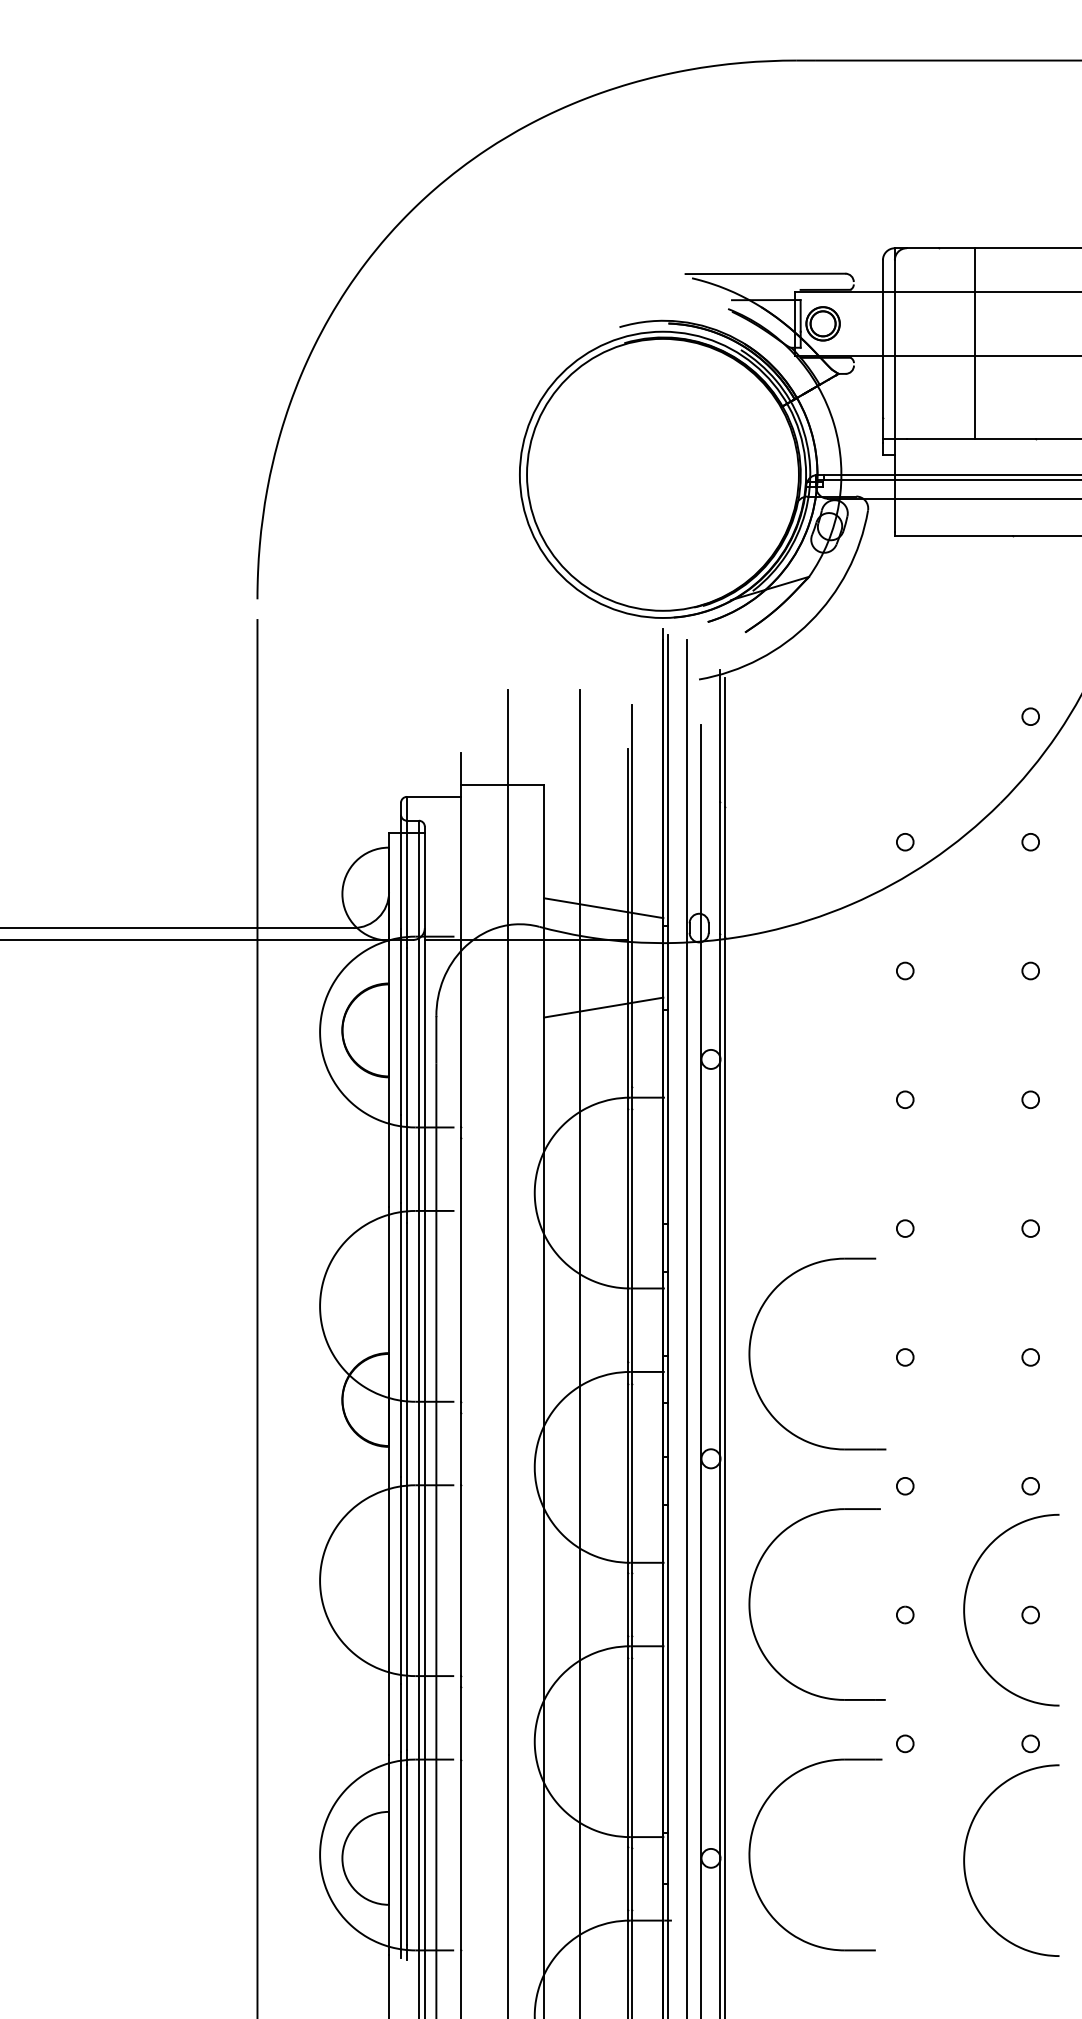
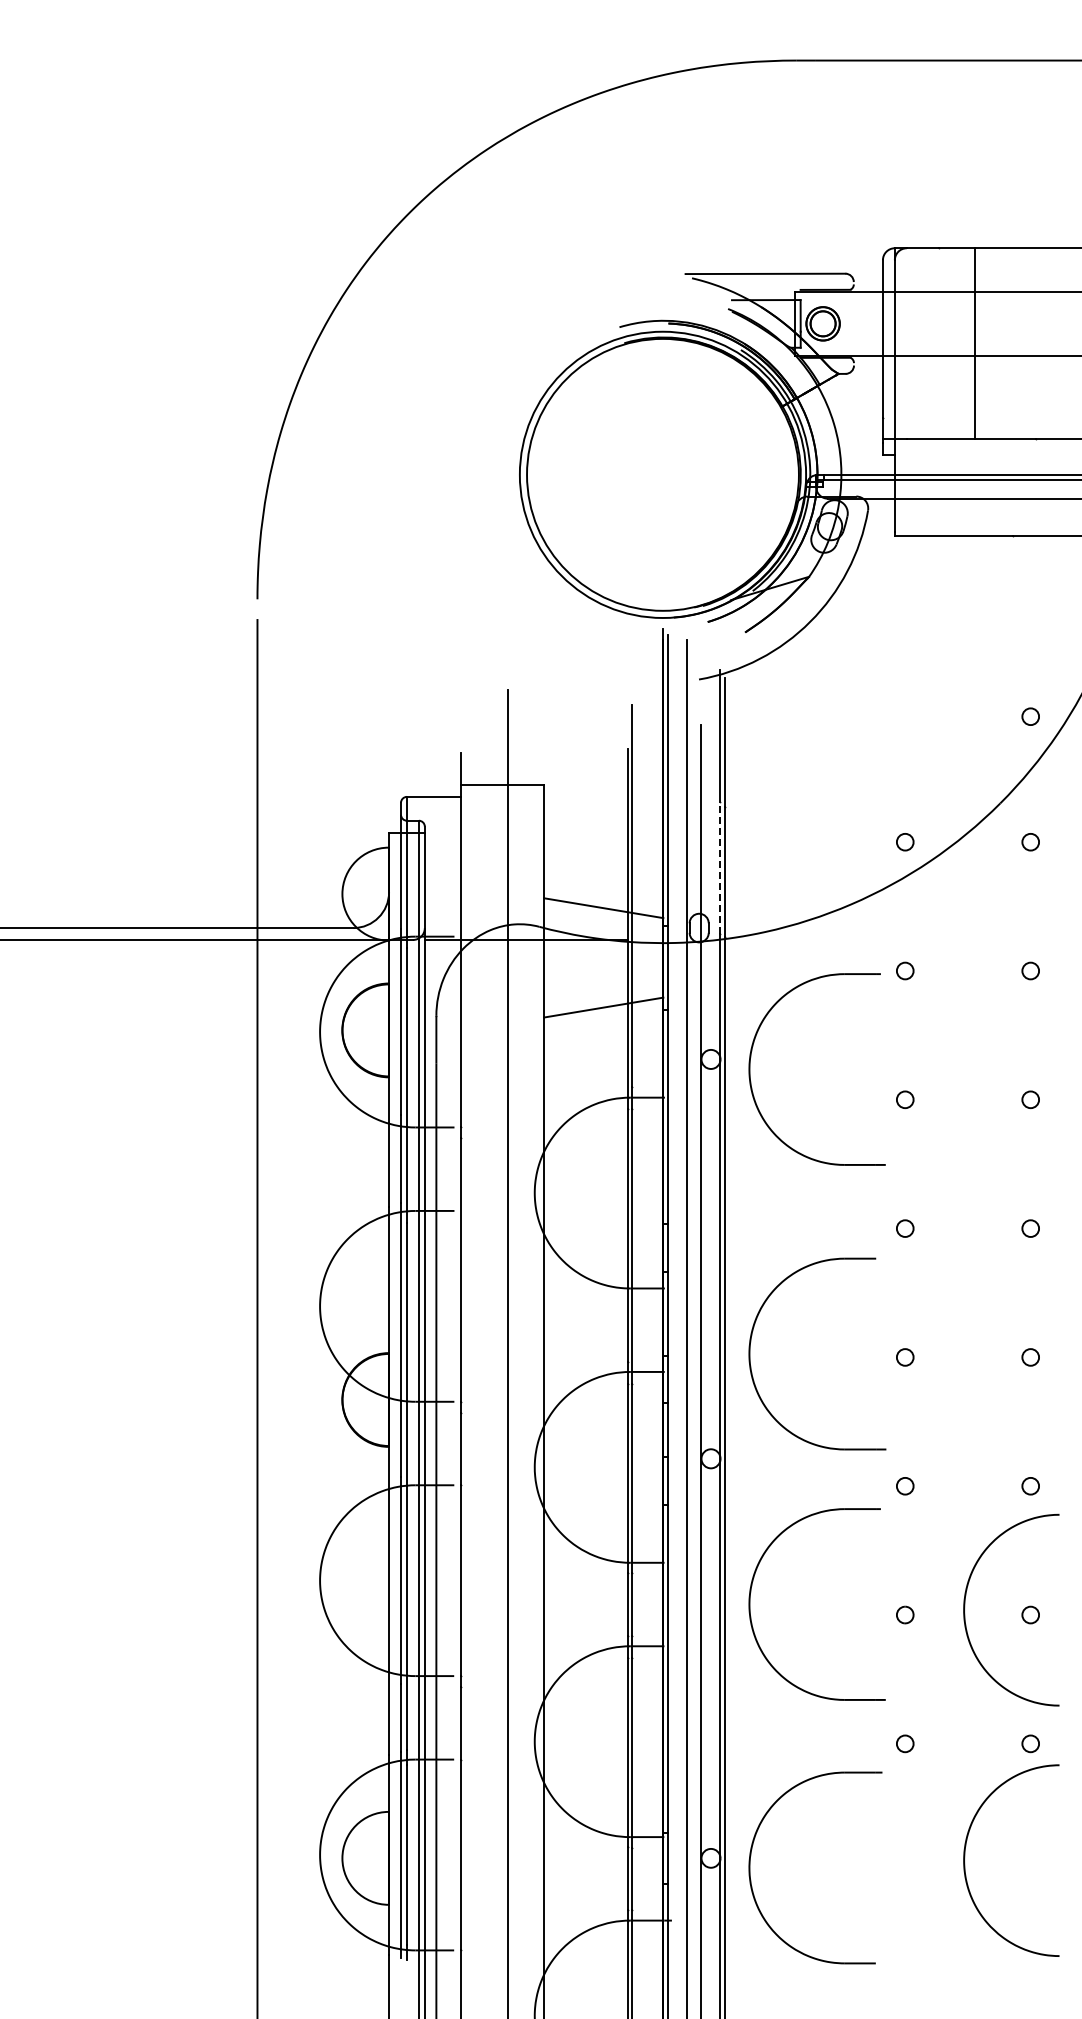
line: solid -> dashed (720, 867)
part: none -> present (750, 1069)
line: present -> none (579, 1352)
part position: (750, 1854) -> (750, 1867) (750, 1867)
